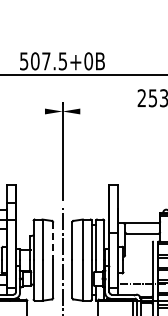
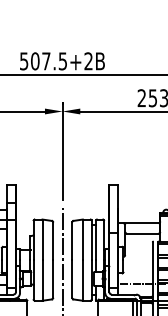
text: 507.5+0B -> 507.5+2B (88, 61)
line: none -> present (23, 111)
line: none -> present (122, 111)
line: dashed -> solid (53, 241)
